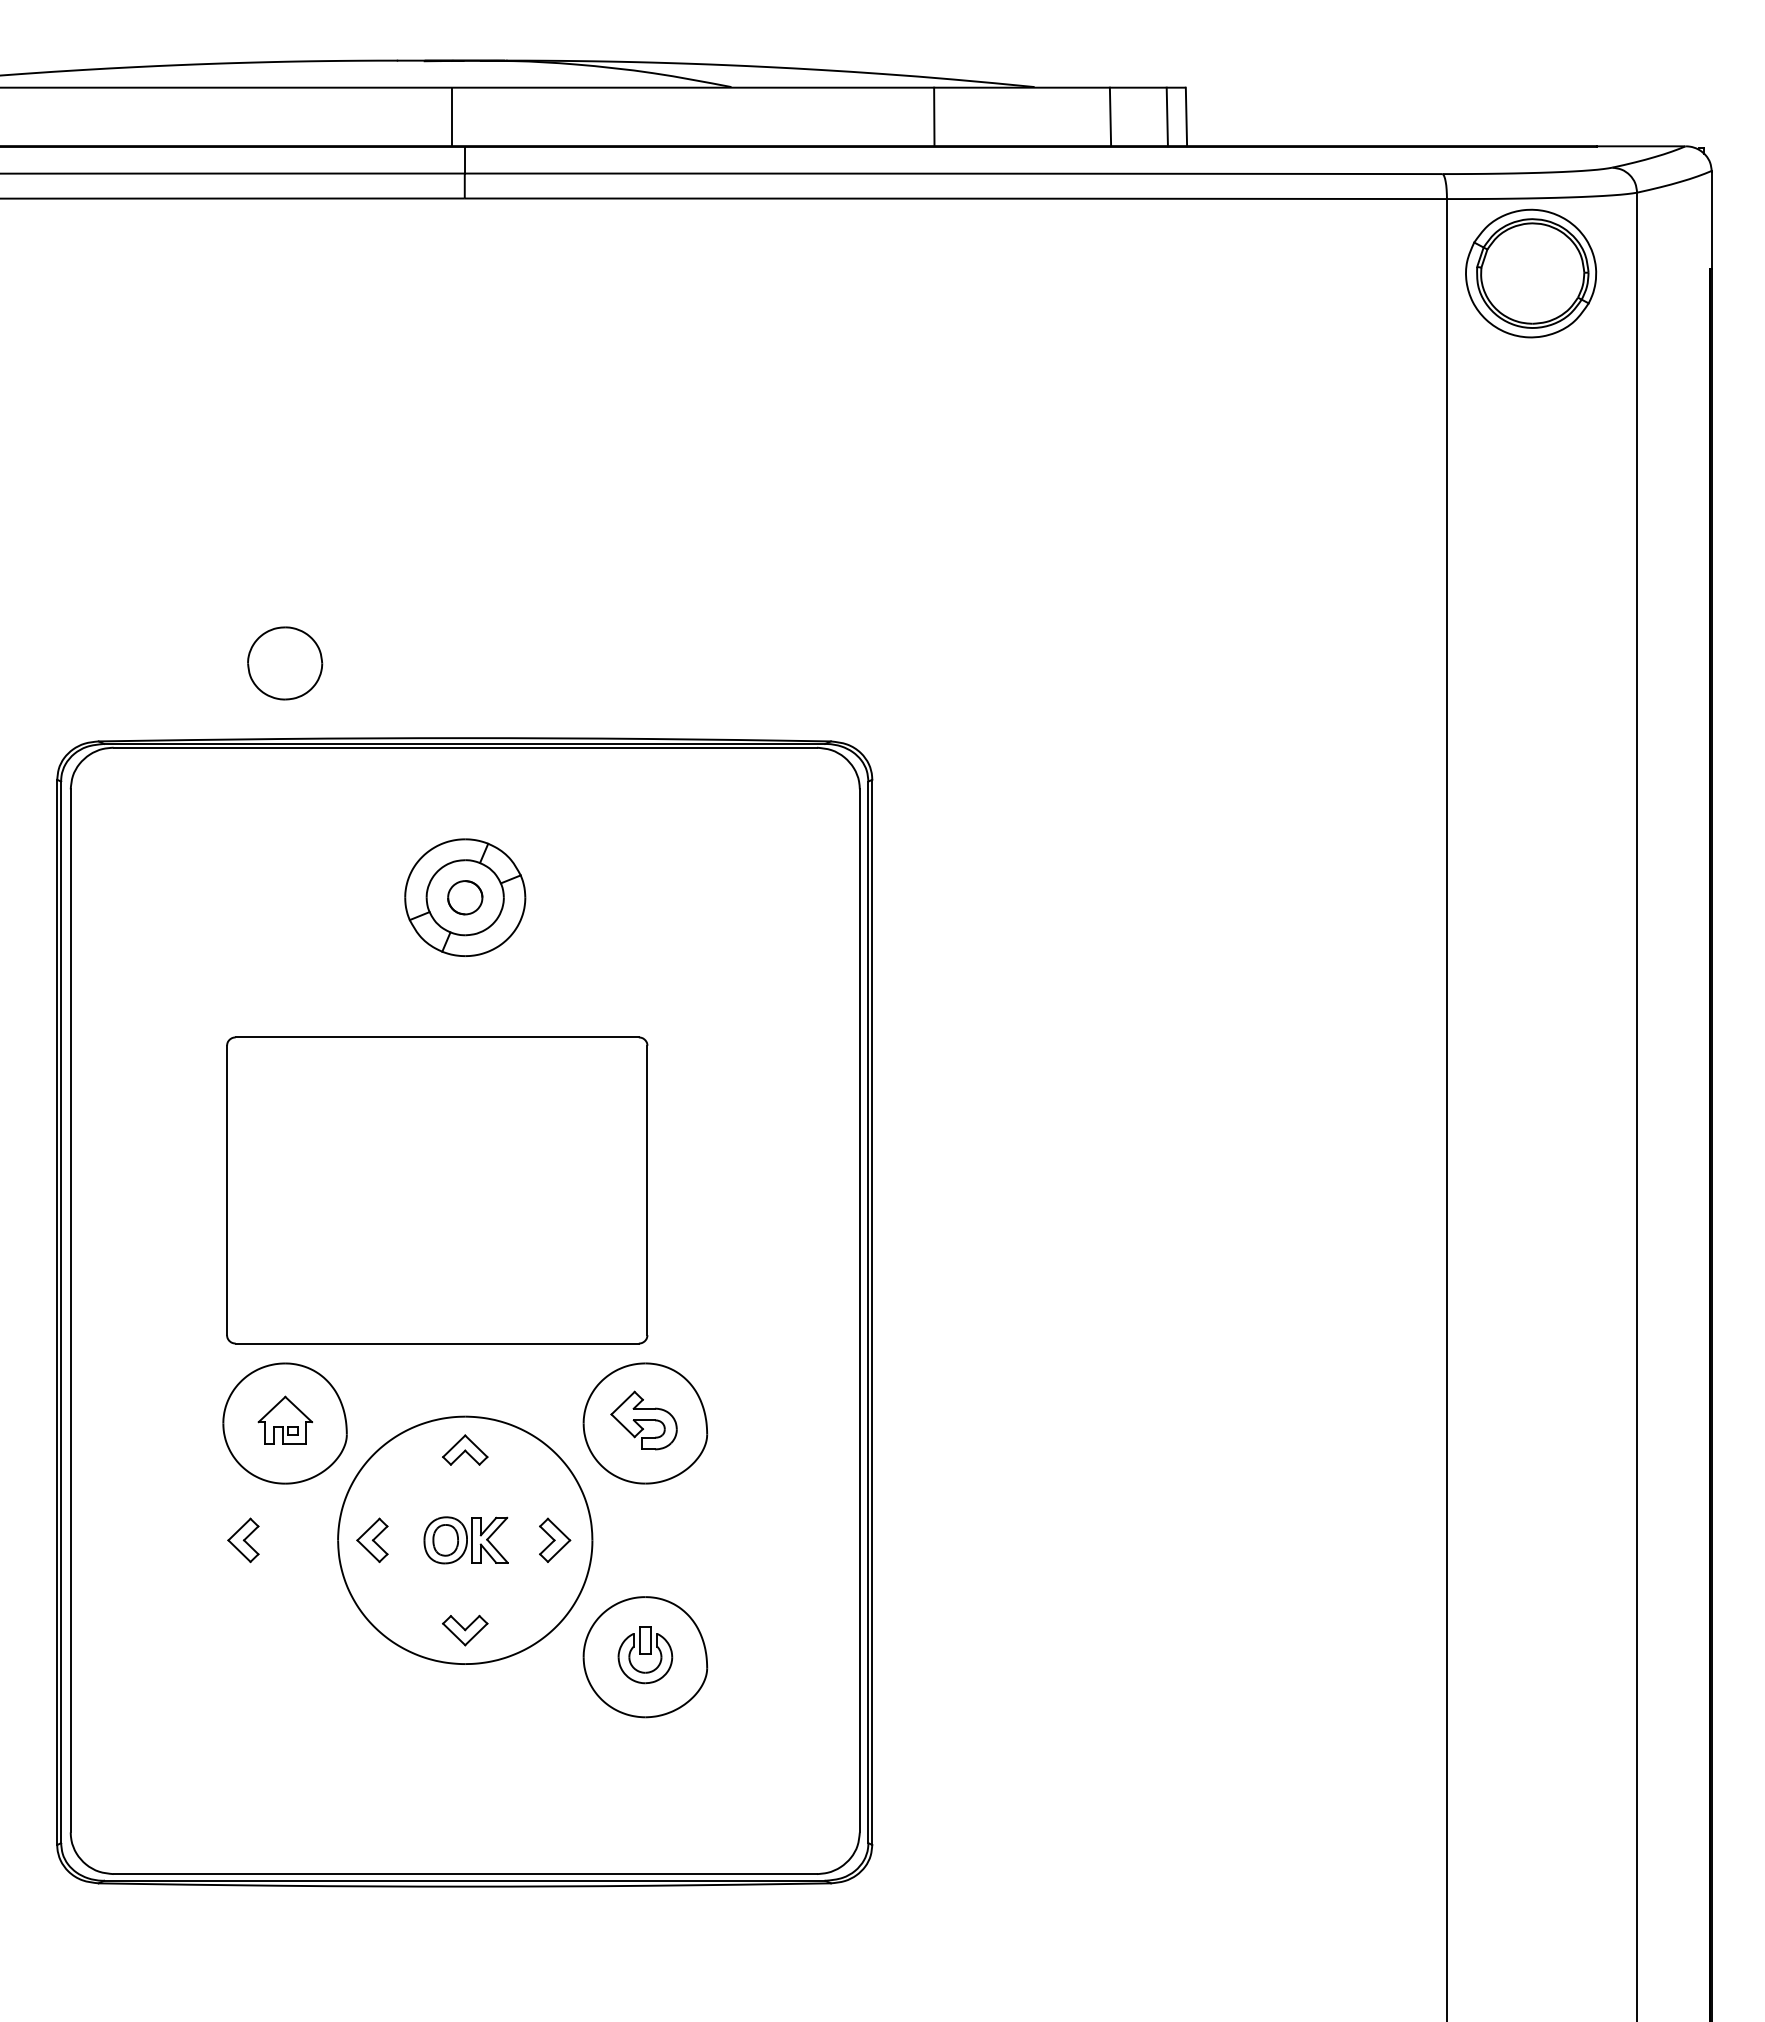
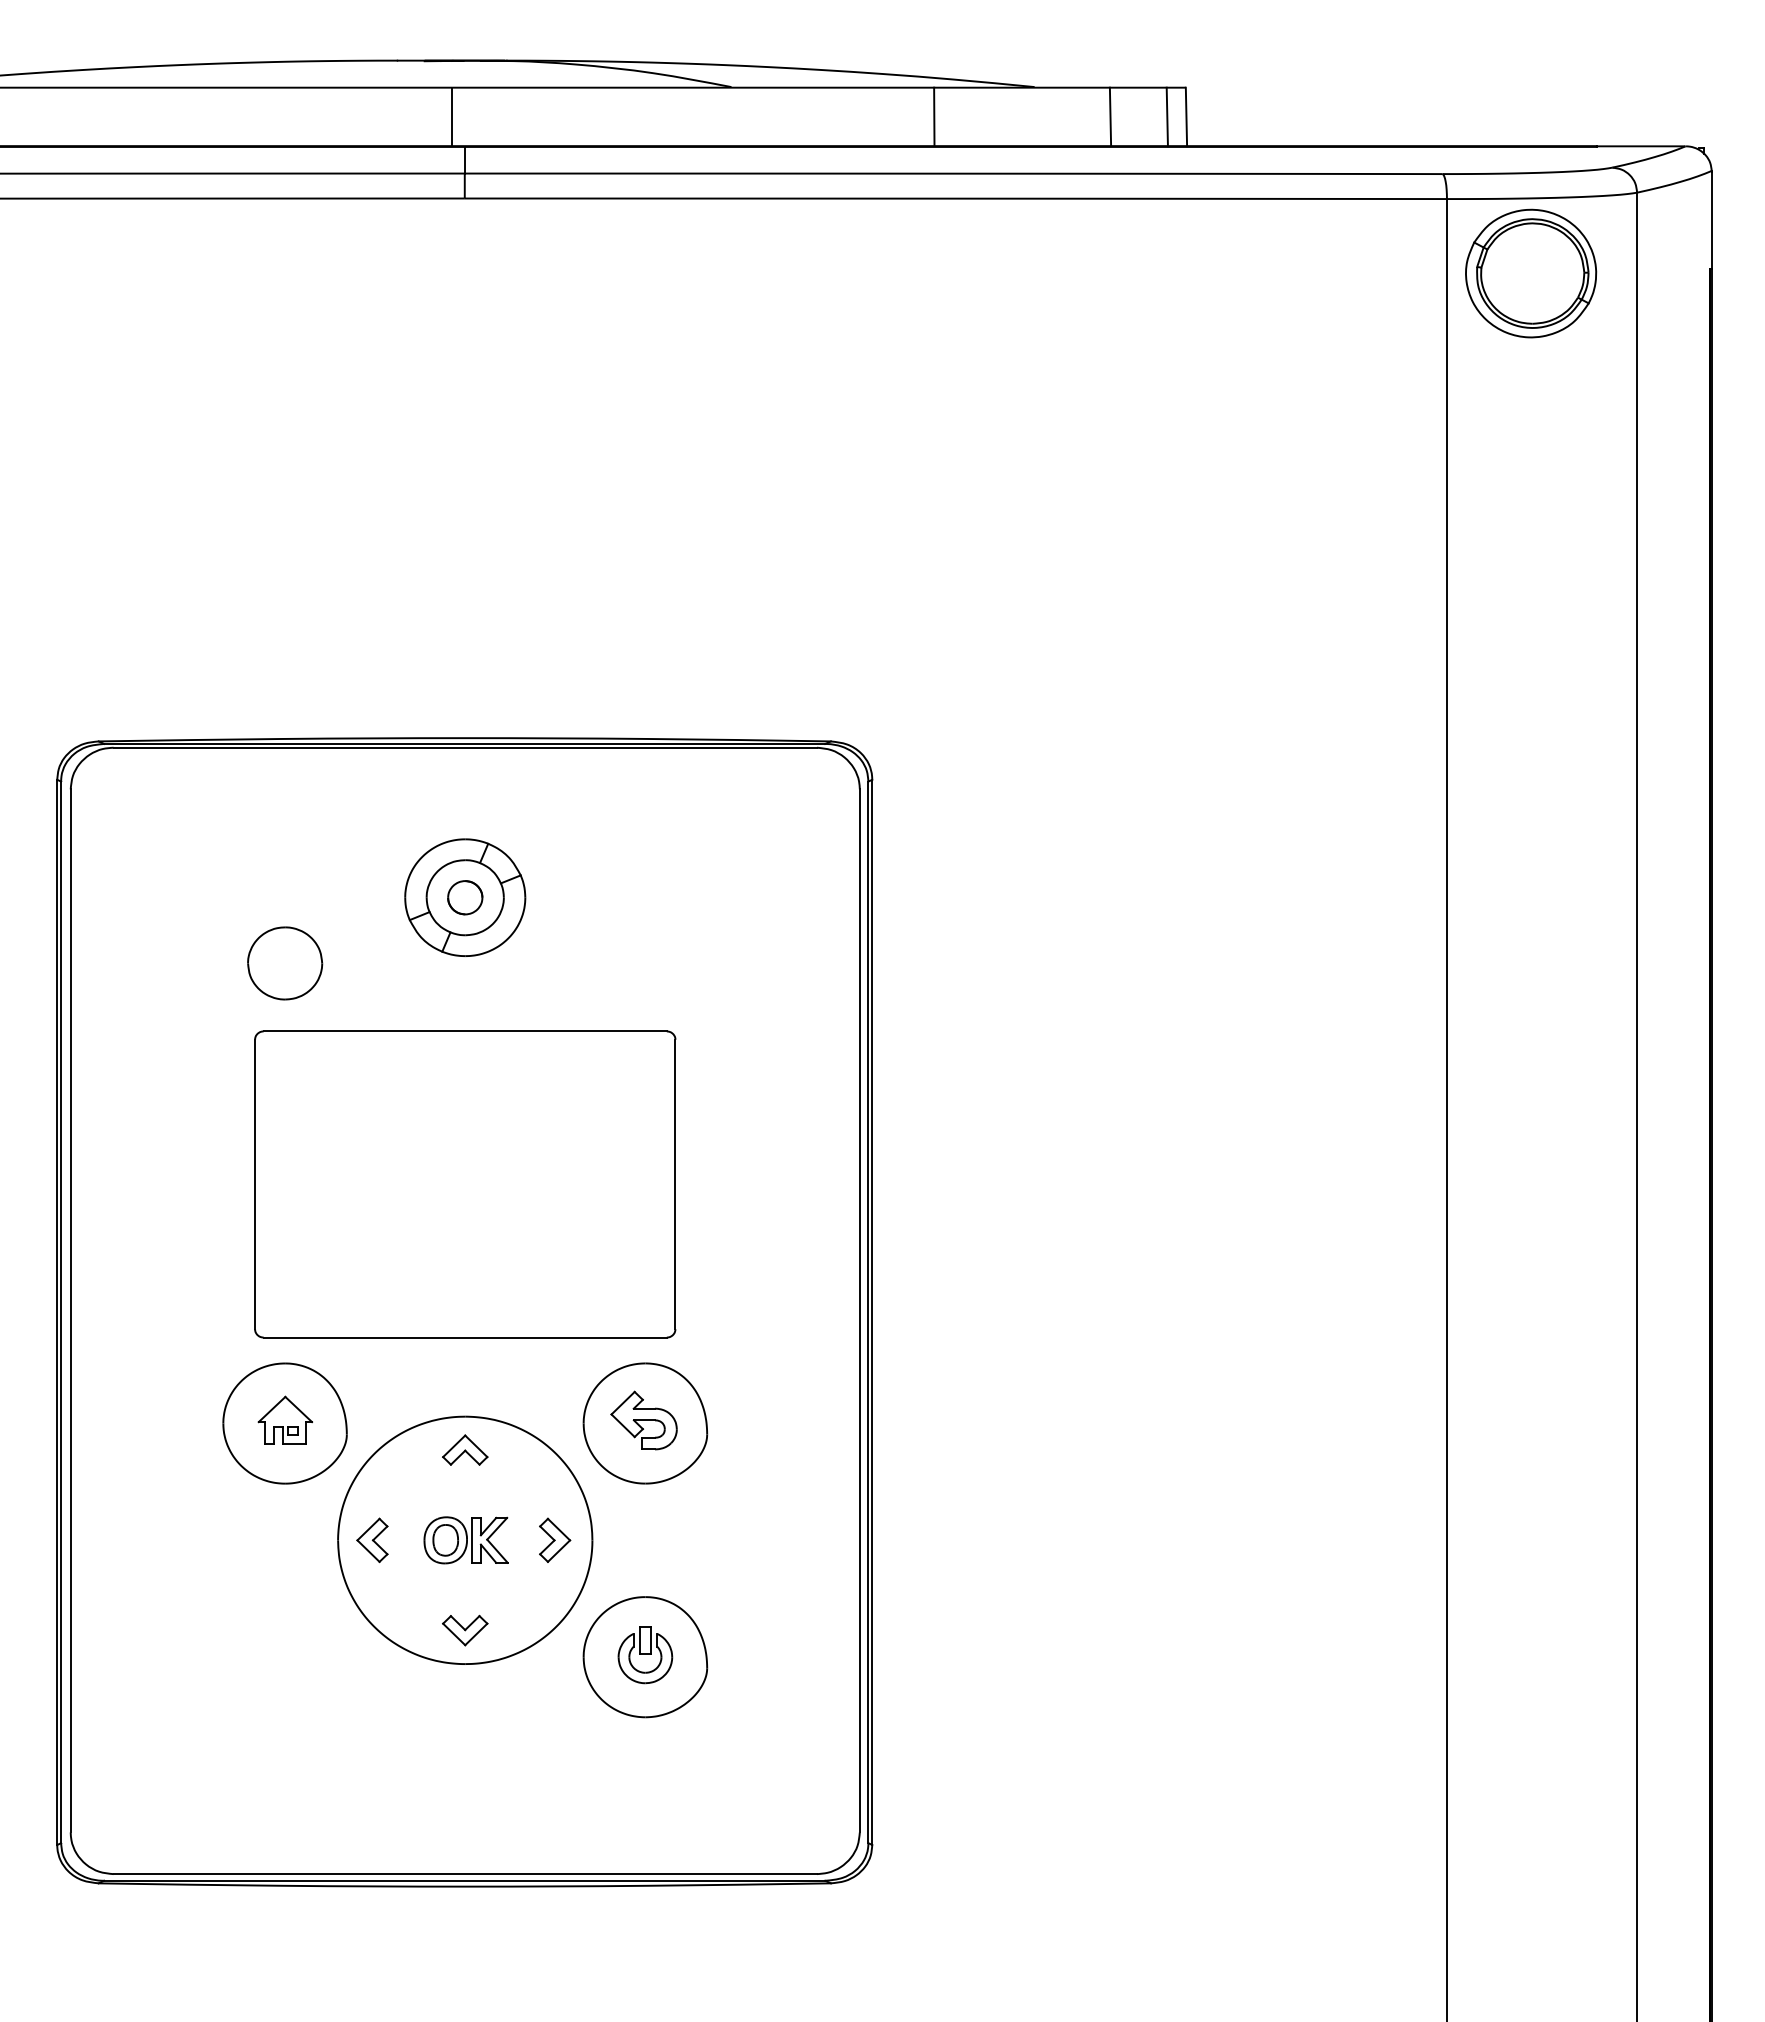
part position: (285, 663) -> (285, 963) (285, 963)
part position: (437, 1190) -> (465, 1184) (465, 1184)
part: present -> none (243, 1540)
